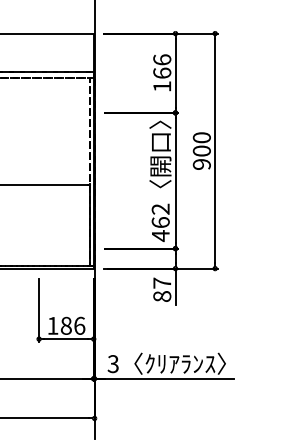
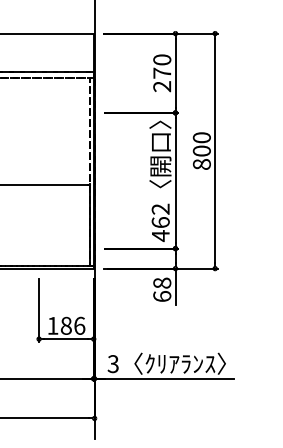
text: 166 -> 270 (162, 73)
text: 900 -> 800 (201, 163)
text: 87 -> 68 (162, 289)
